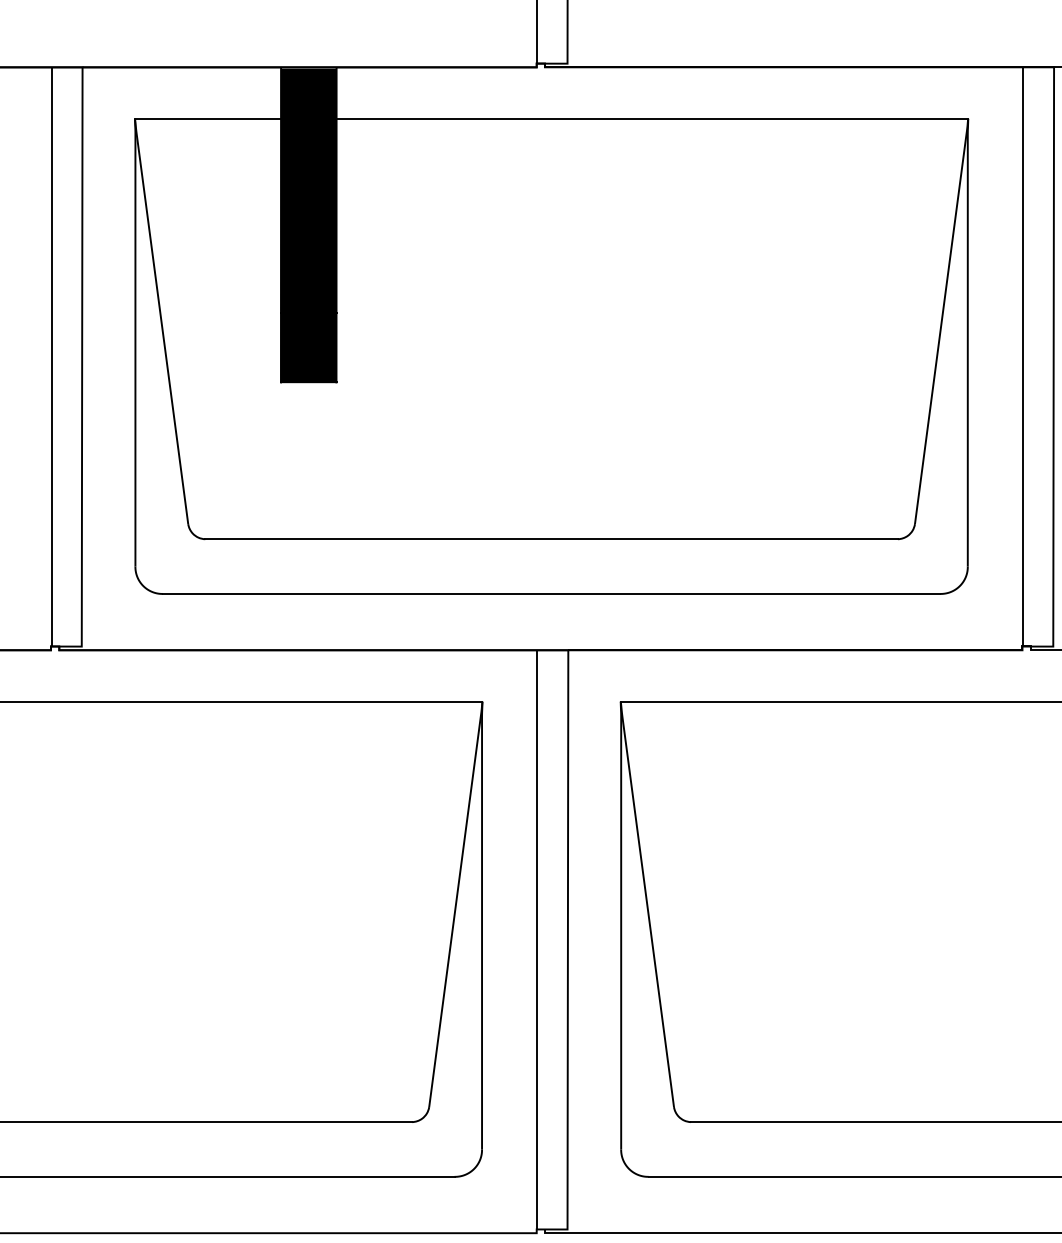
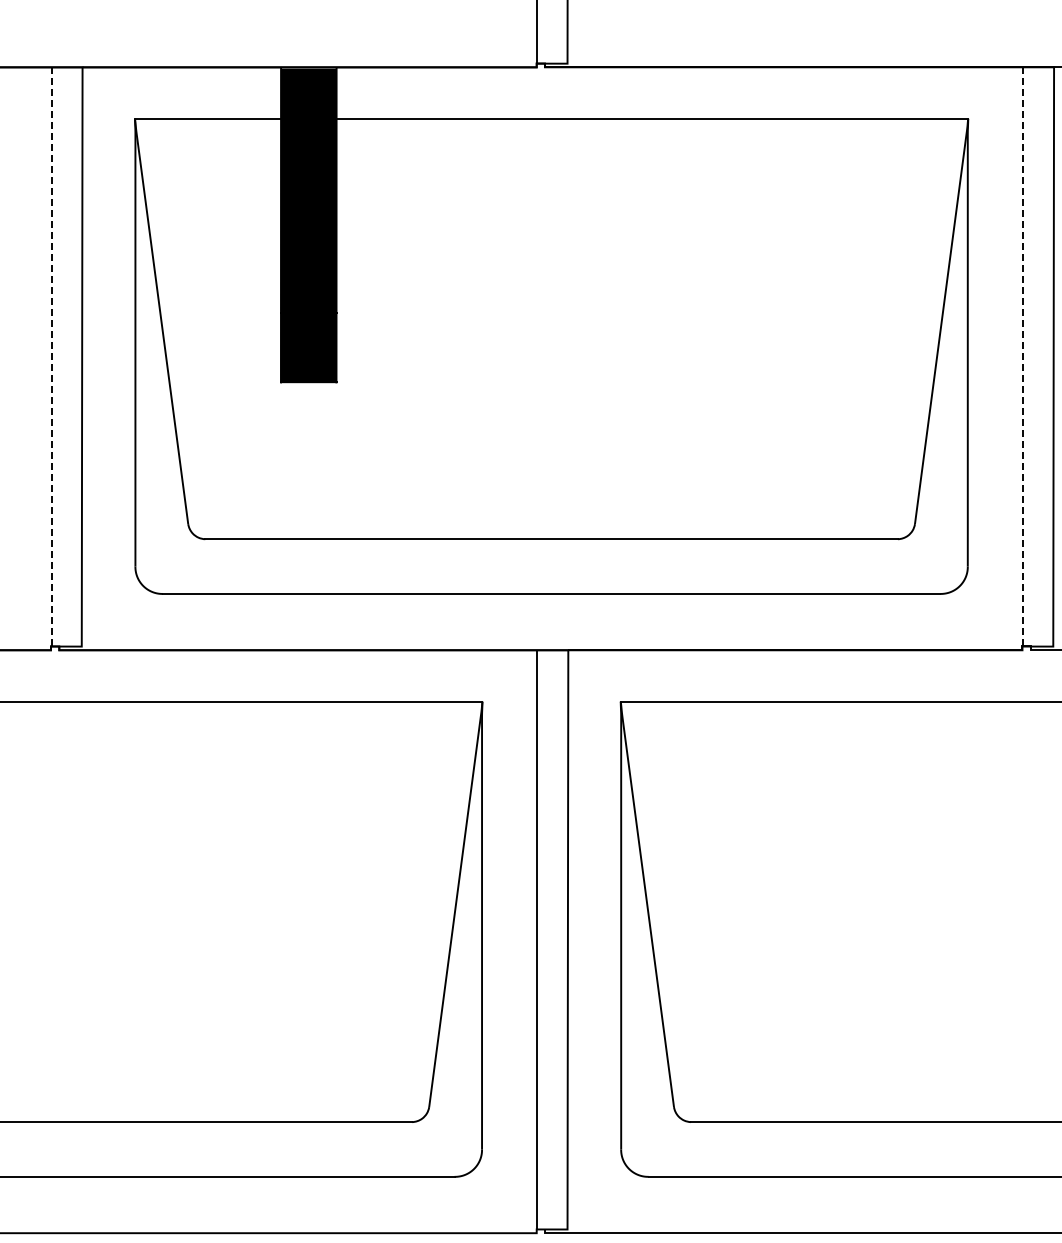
line: solid -> dashed (51, 356)
line: solid -> dashed (1023, 356)
